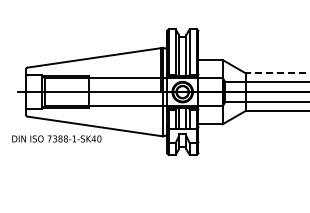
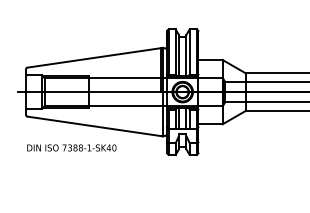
line: dashed -> solid (277, 73)
text position: (56, 138) -> (71, 147) (71, 147)
